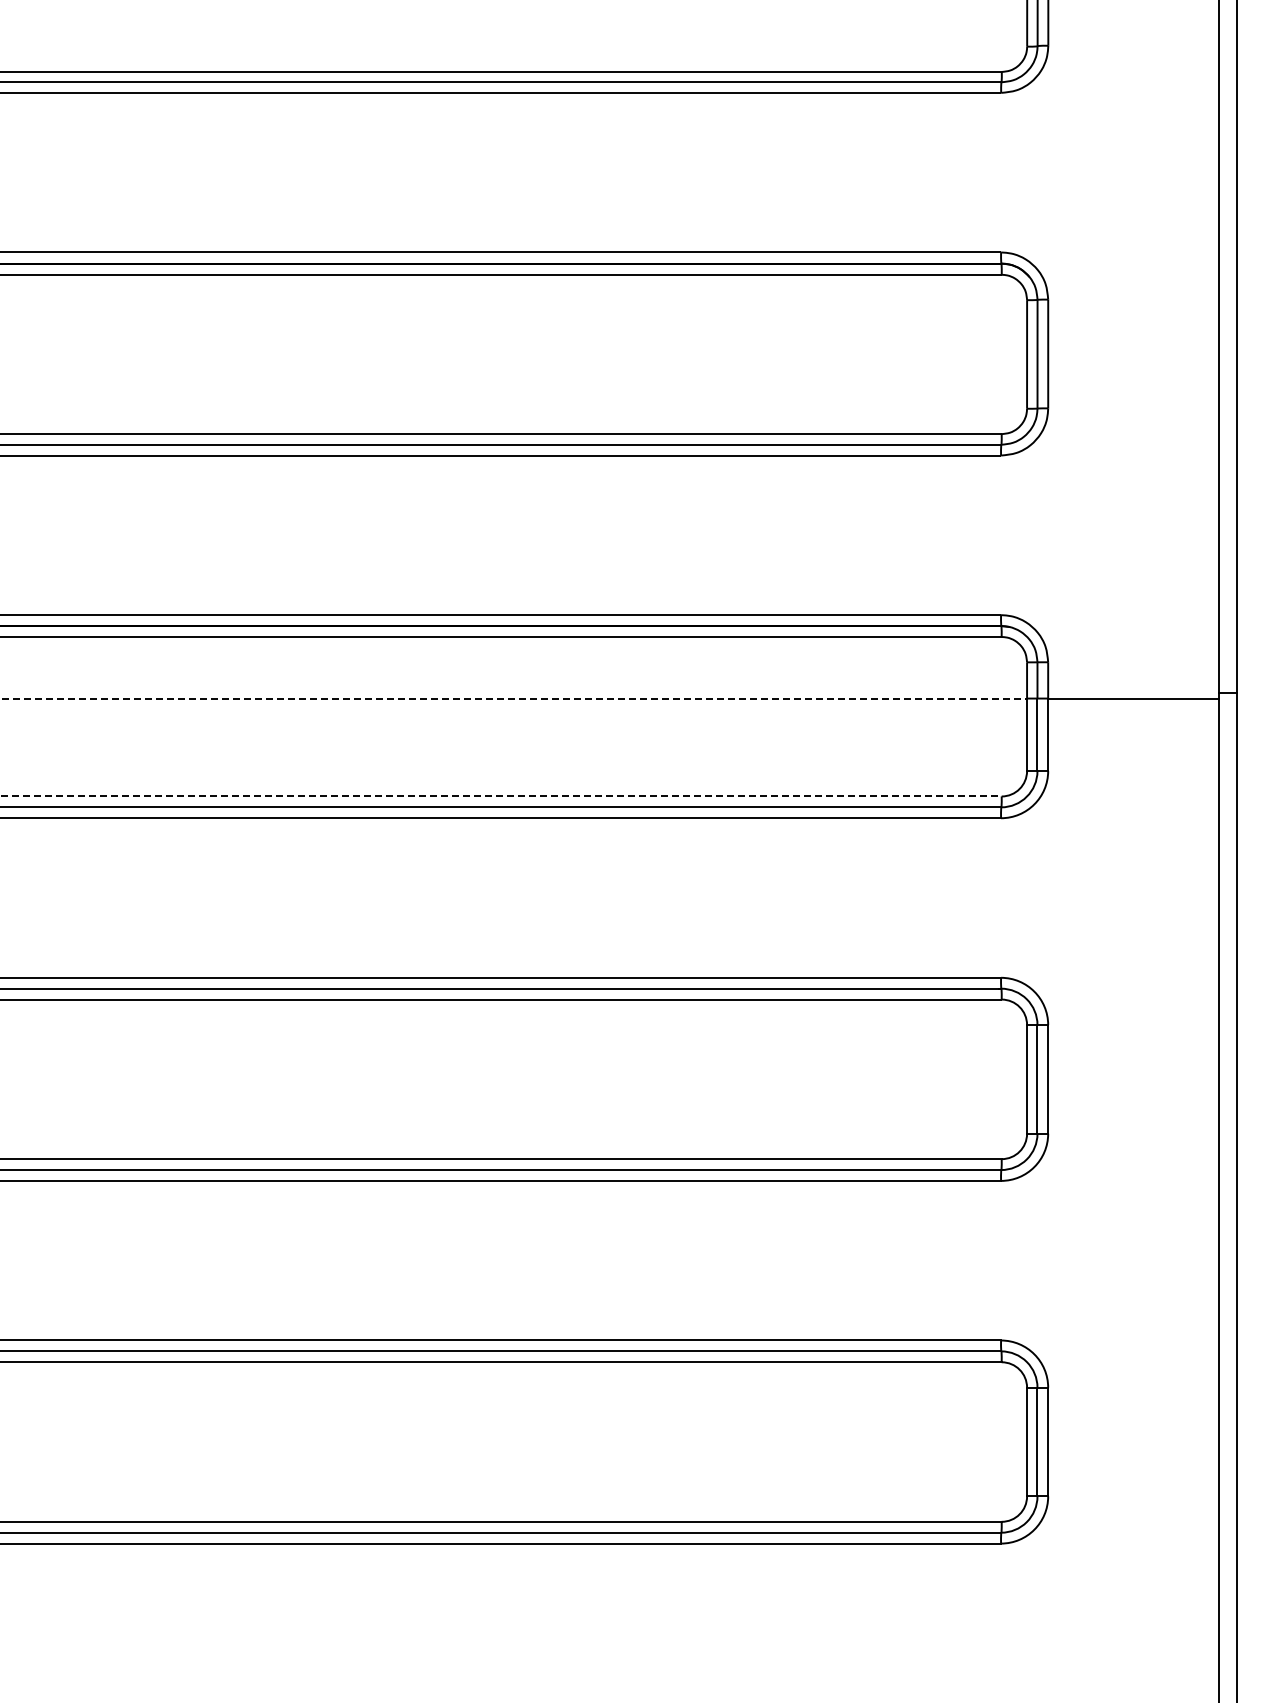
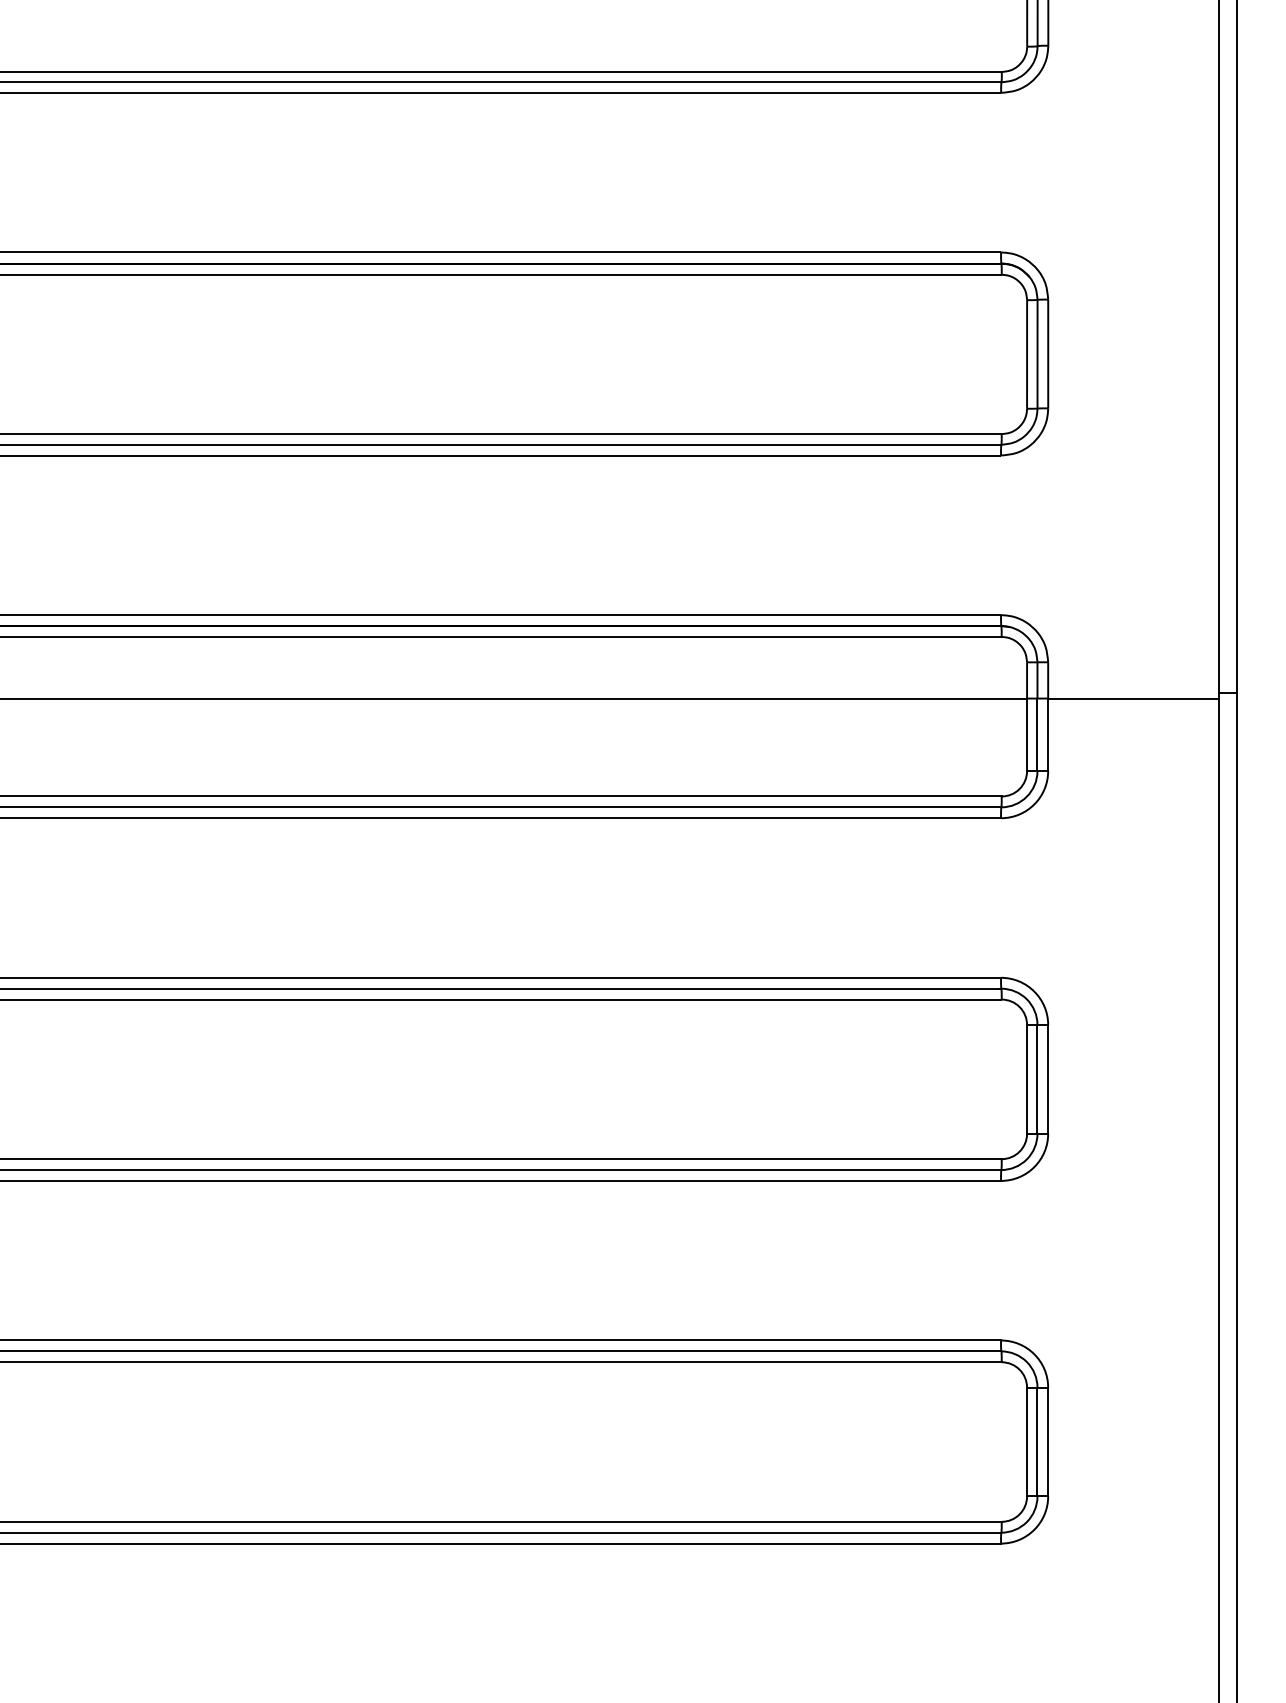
line: dashed -> solid (514, 698)
line: dashed -> solid (501, 796)
